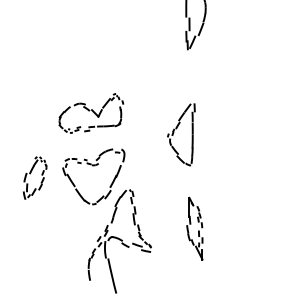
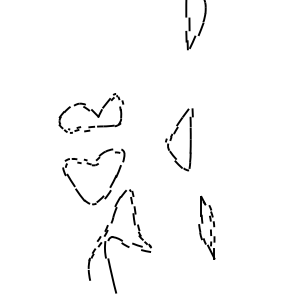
part position: (176, 129) -> (174, 134) (174, 134)
part: present -> none (35, 177)
part position: (194, 228) -> (206, 227) (206, 227)
